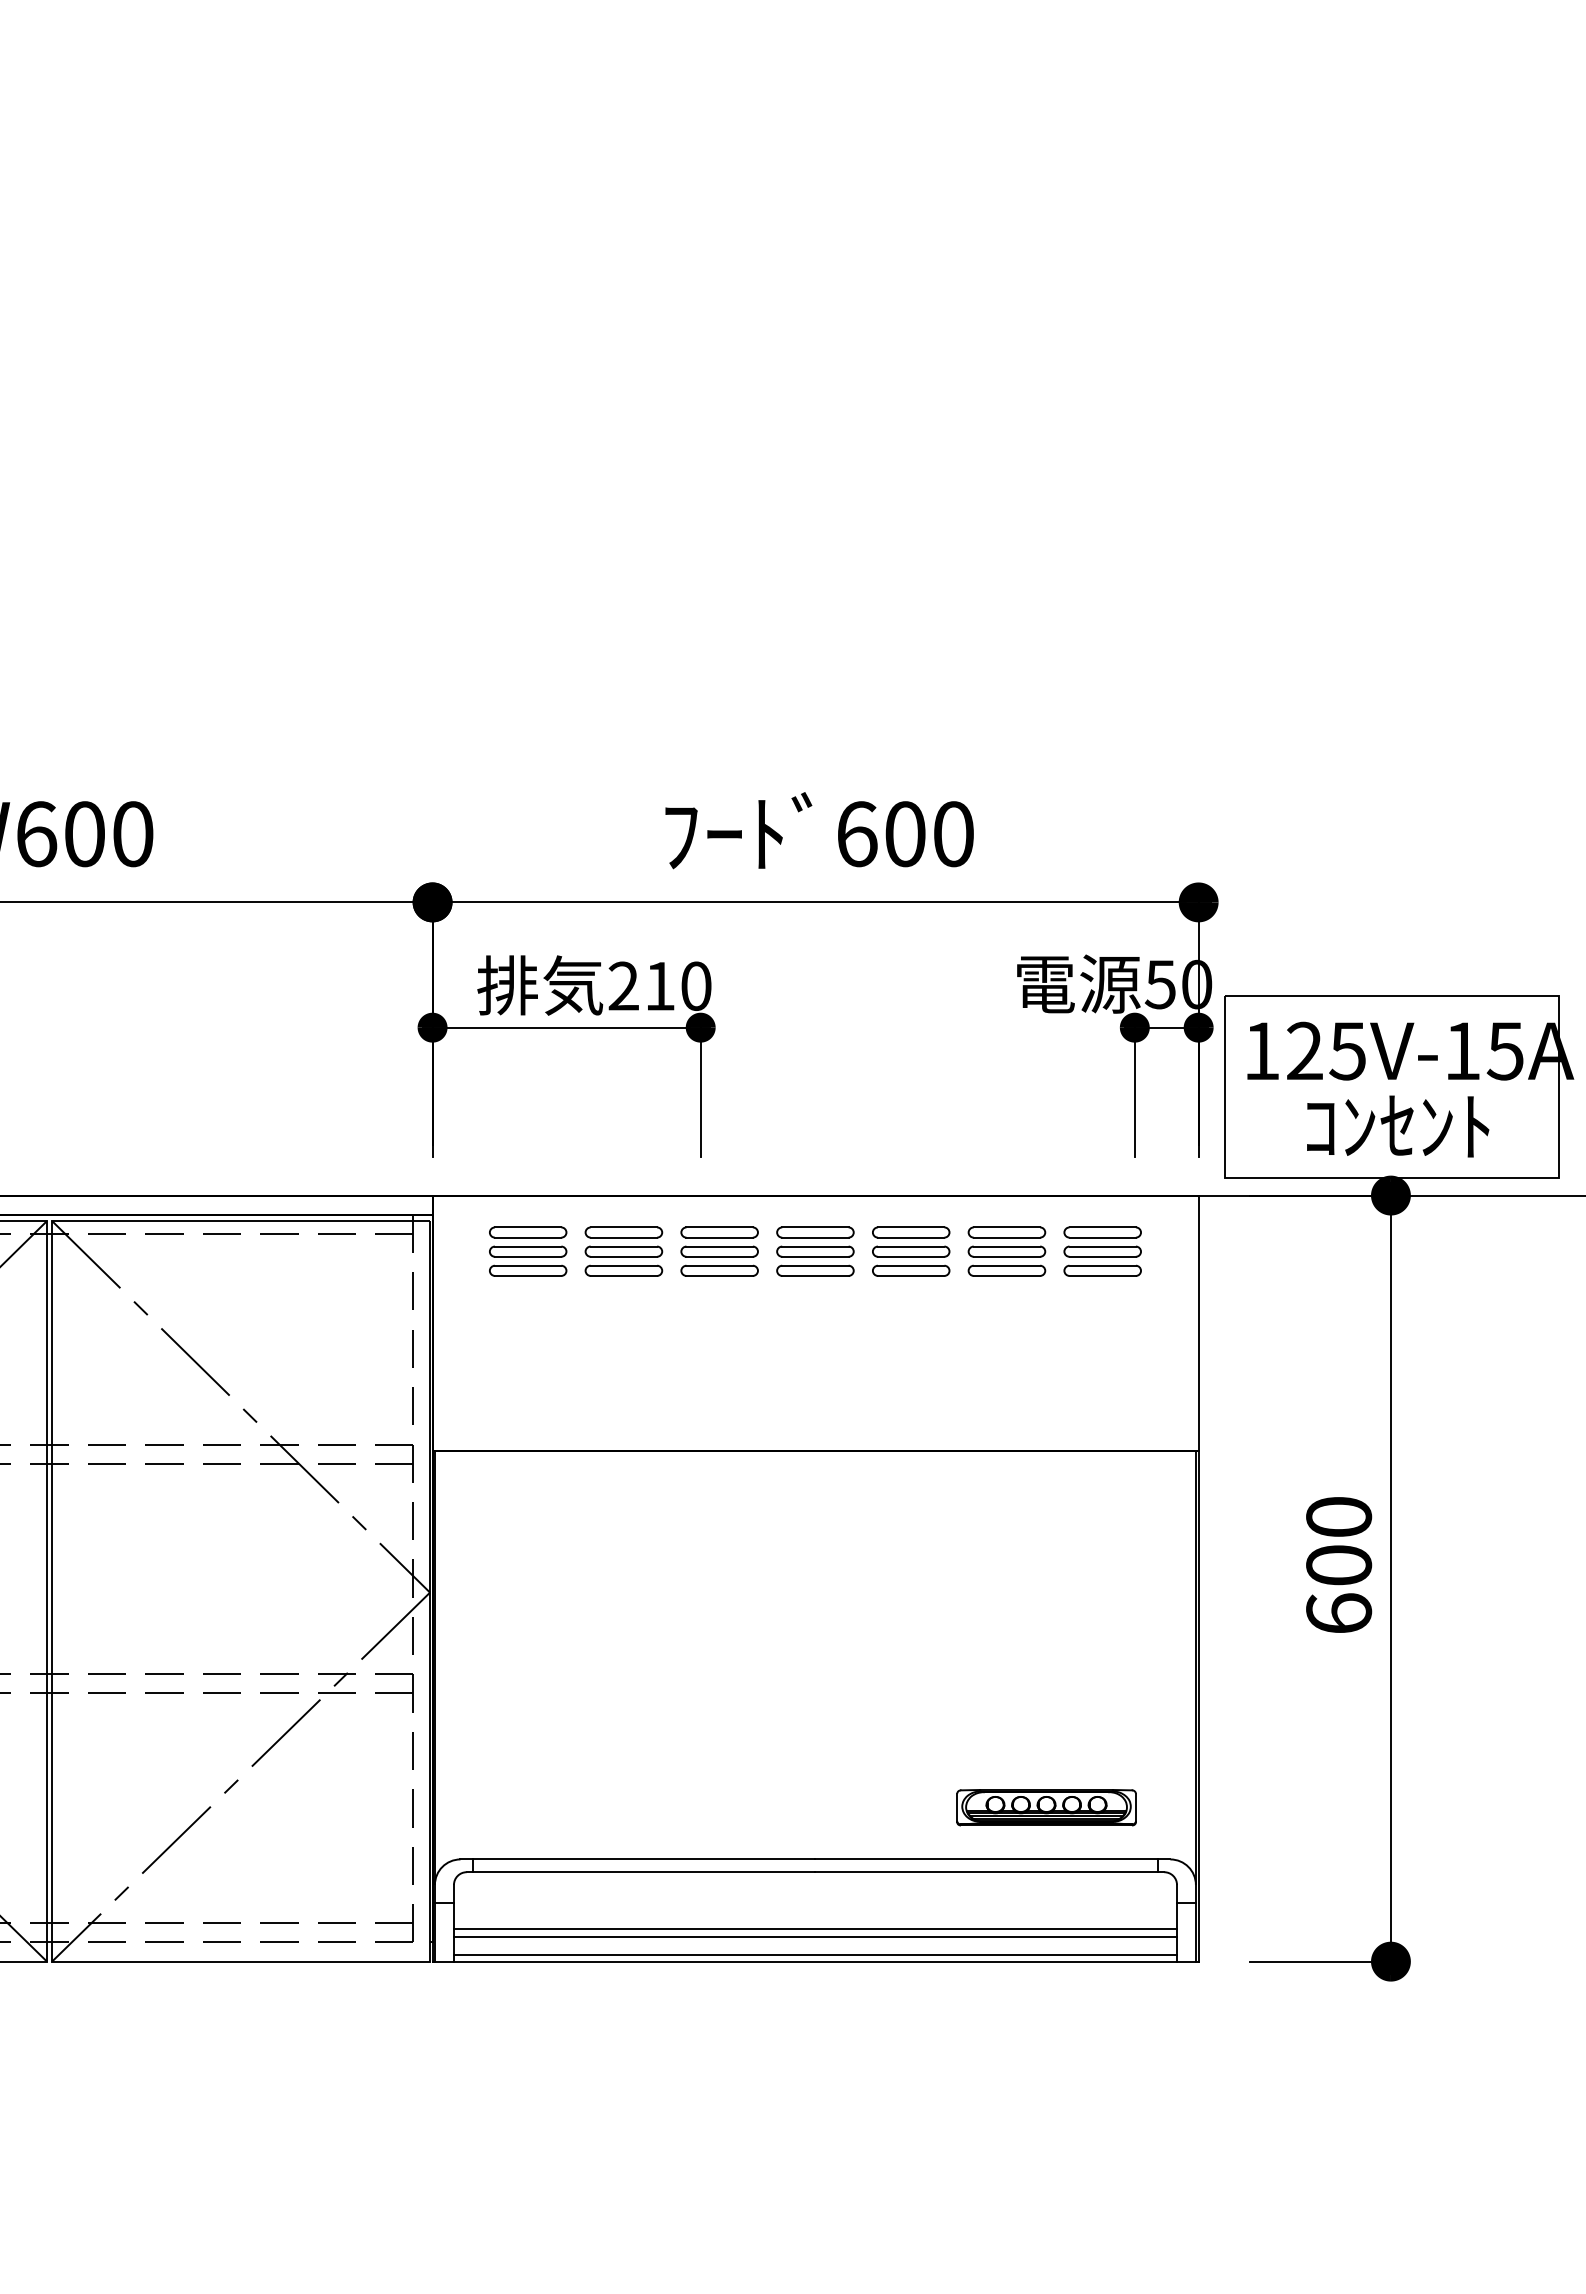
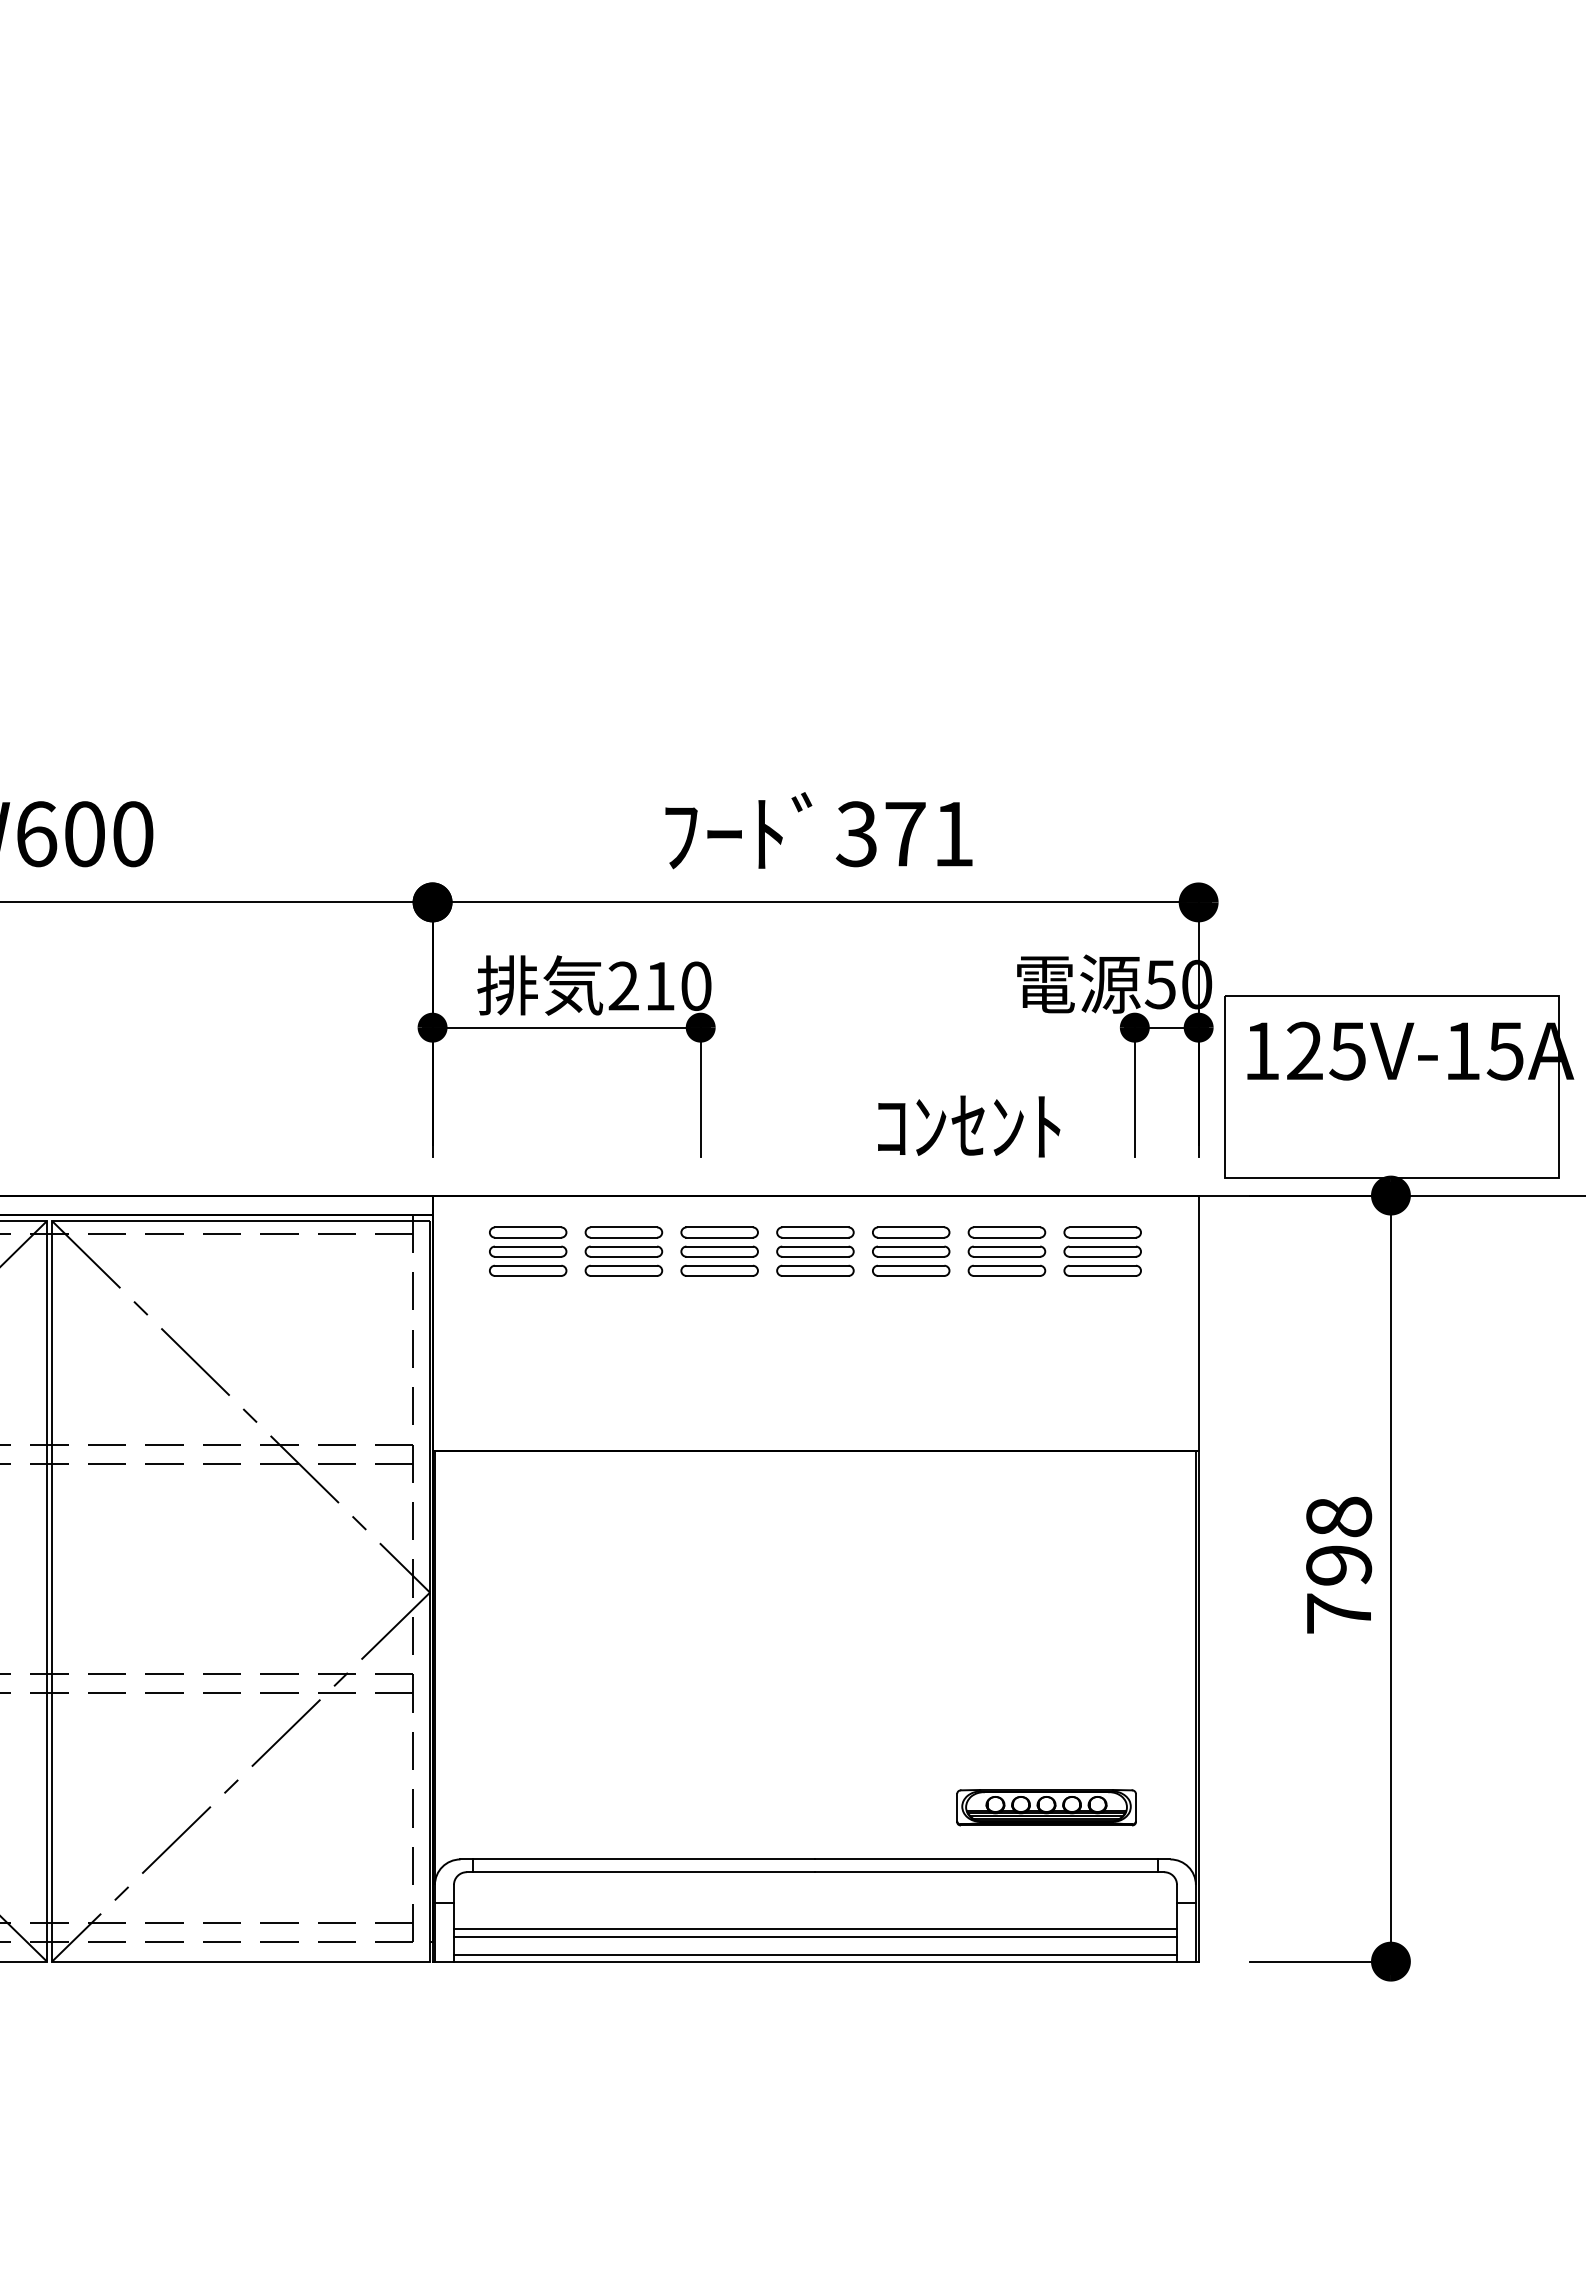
text: 600 -> 371 (904, 834)
text position: (1398, 1126) -> (969, 1126) (969, 1126)
text: 600 -> 798 (1339, 1564)
